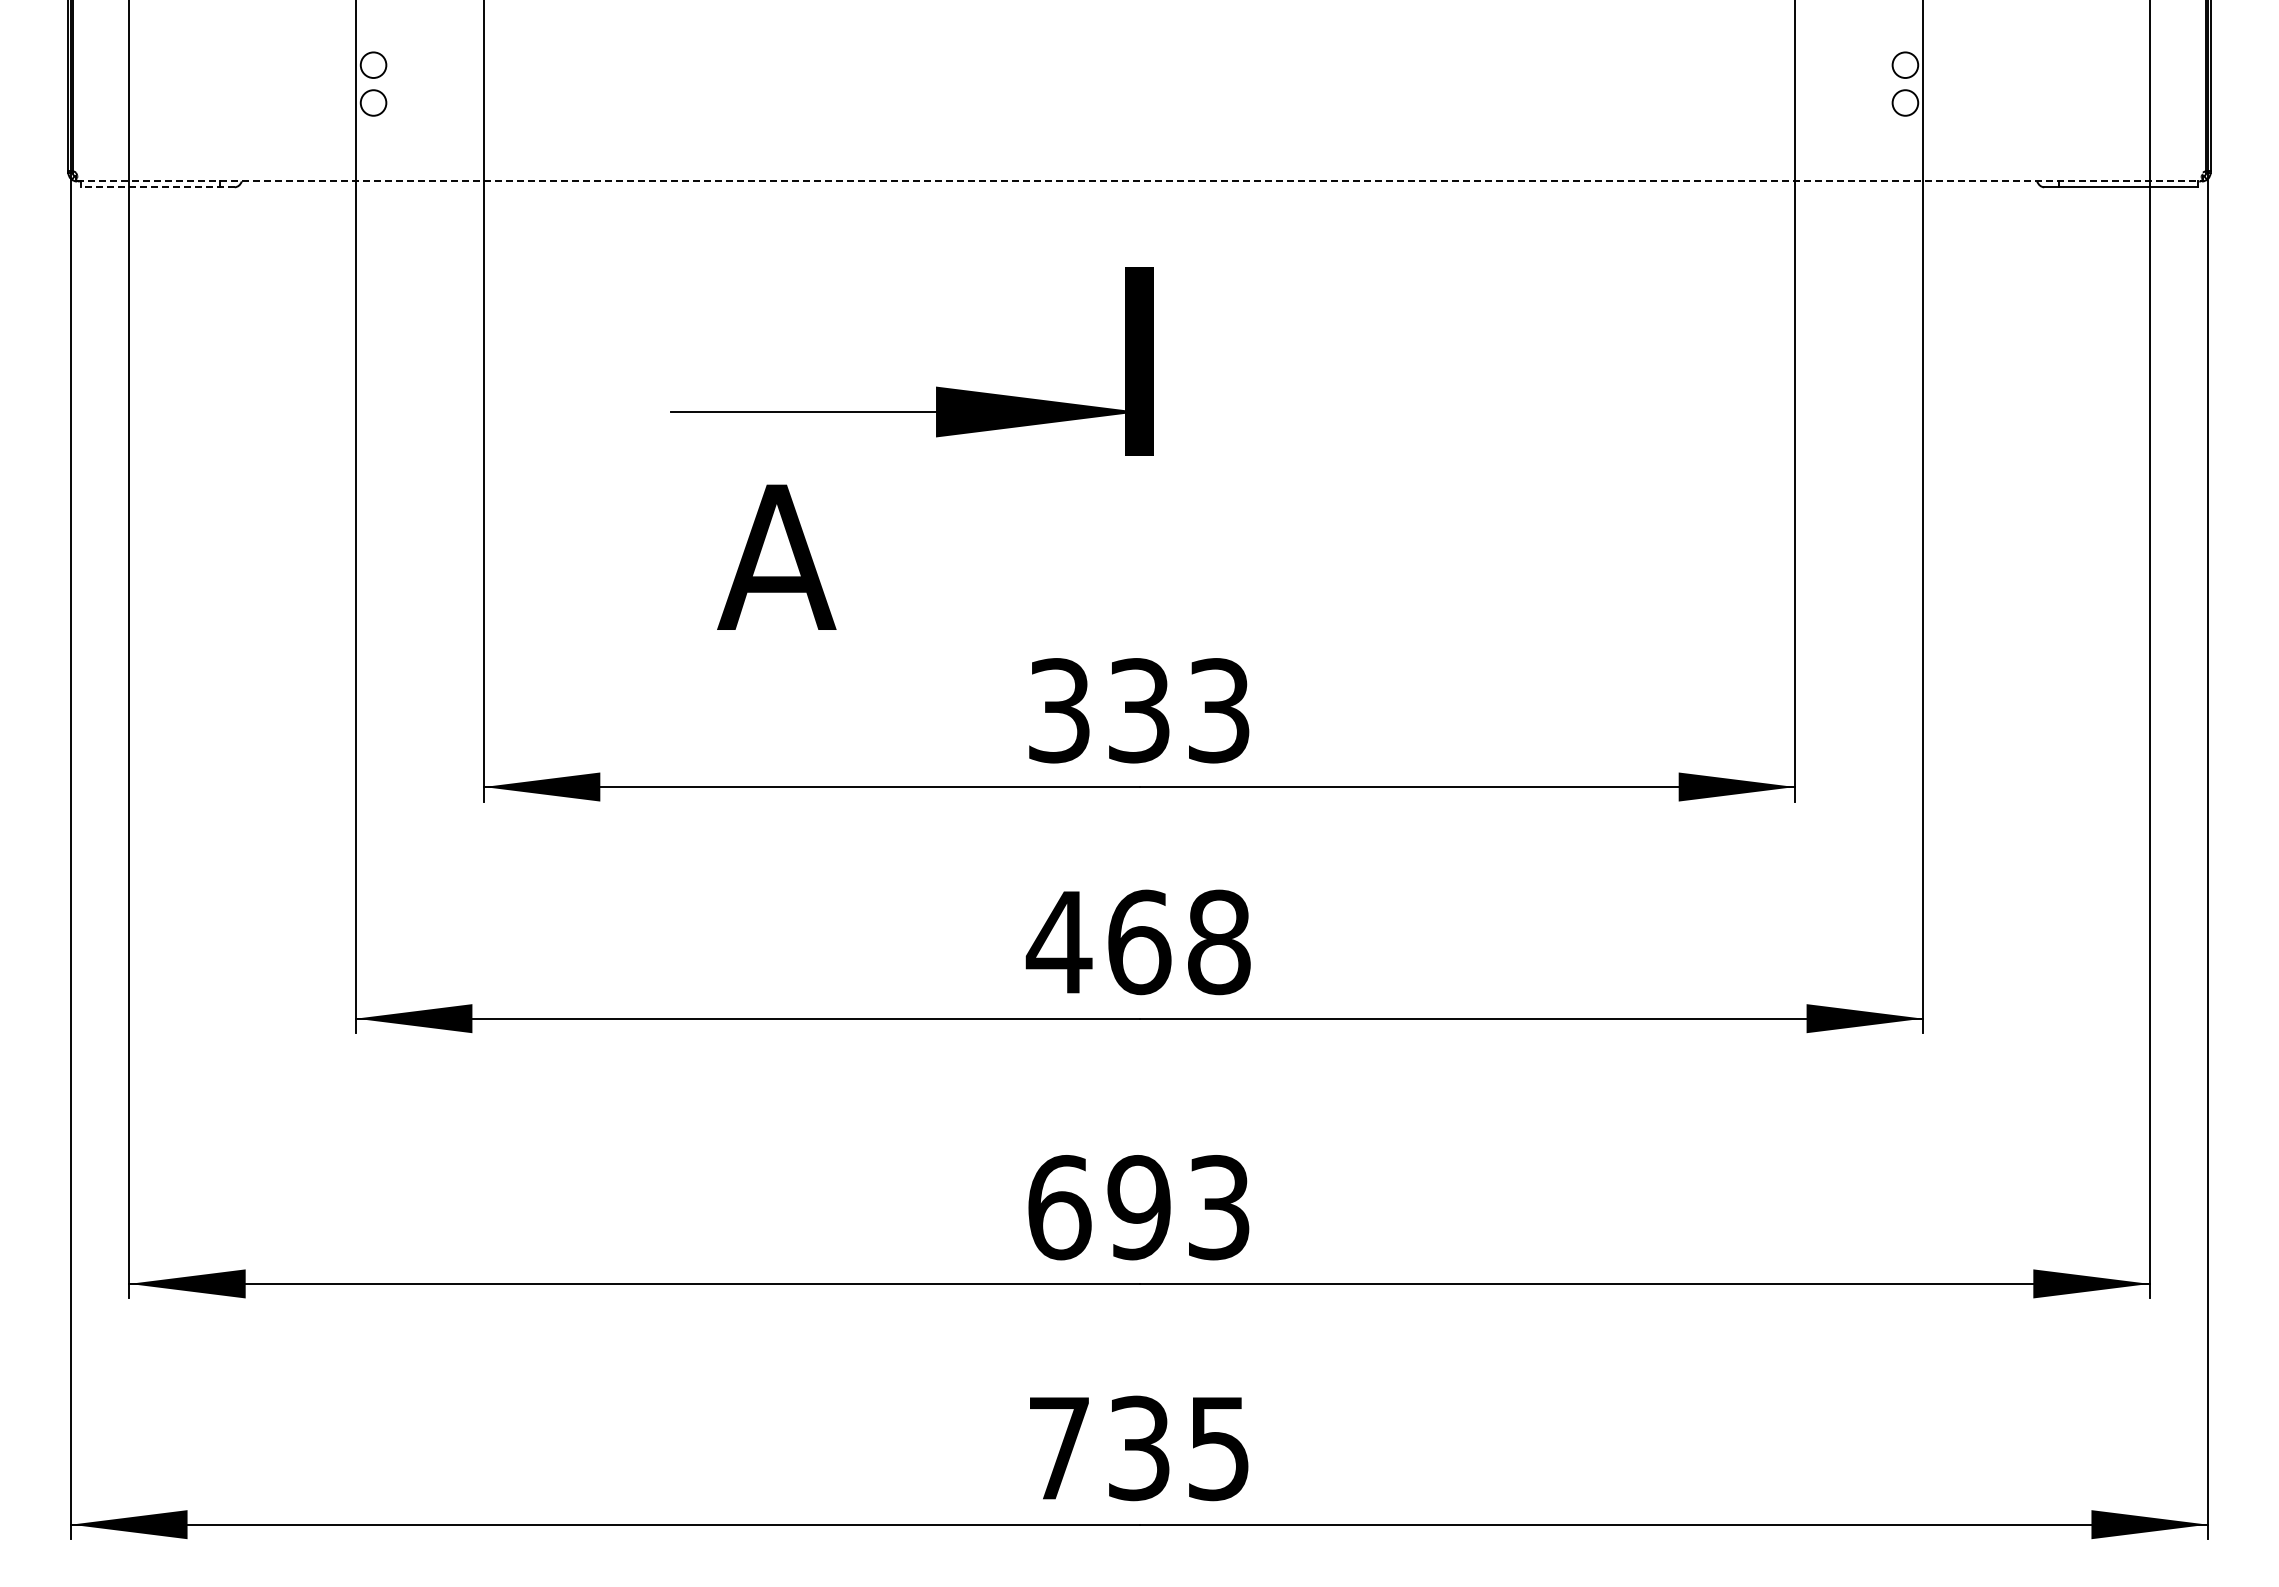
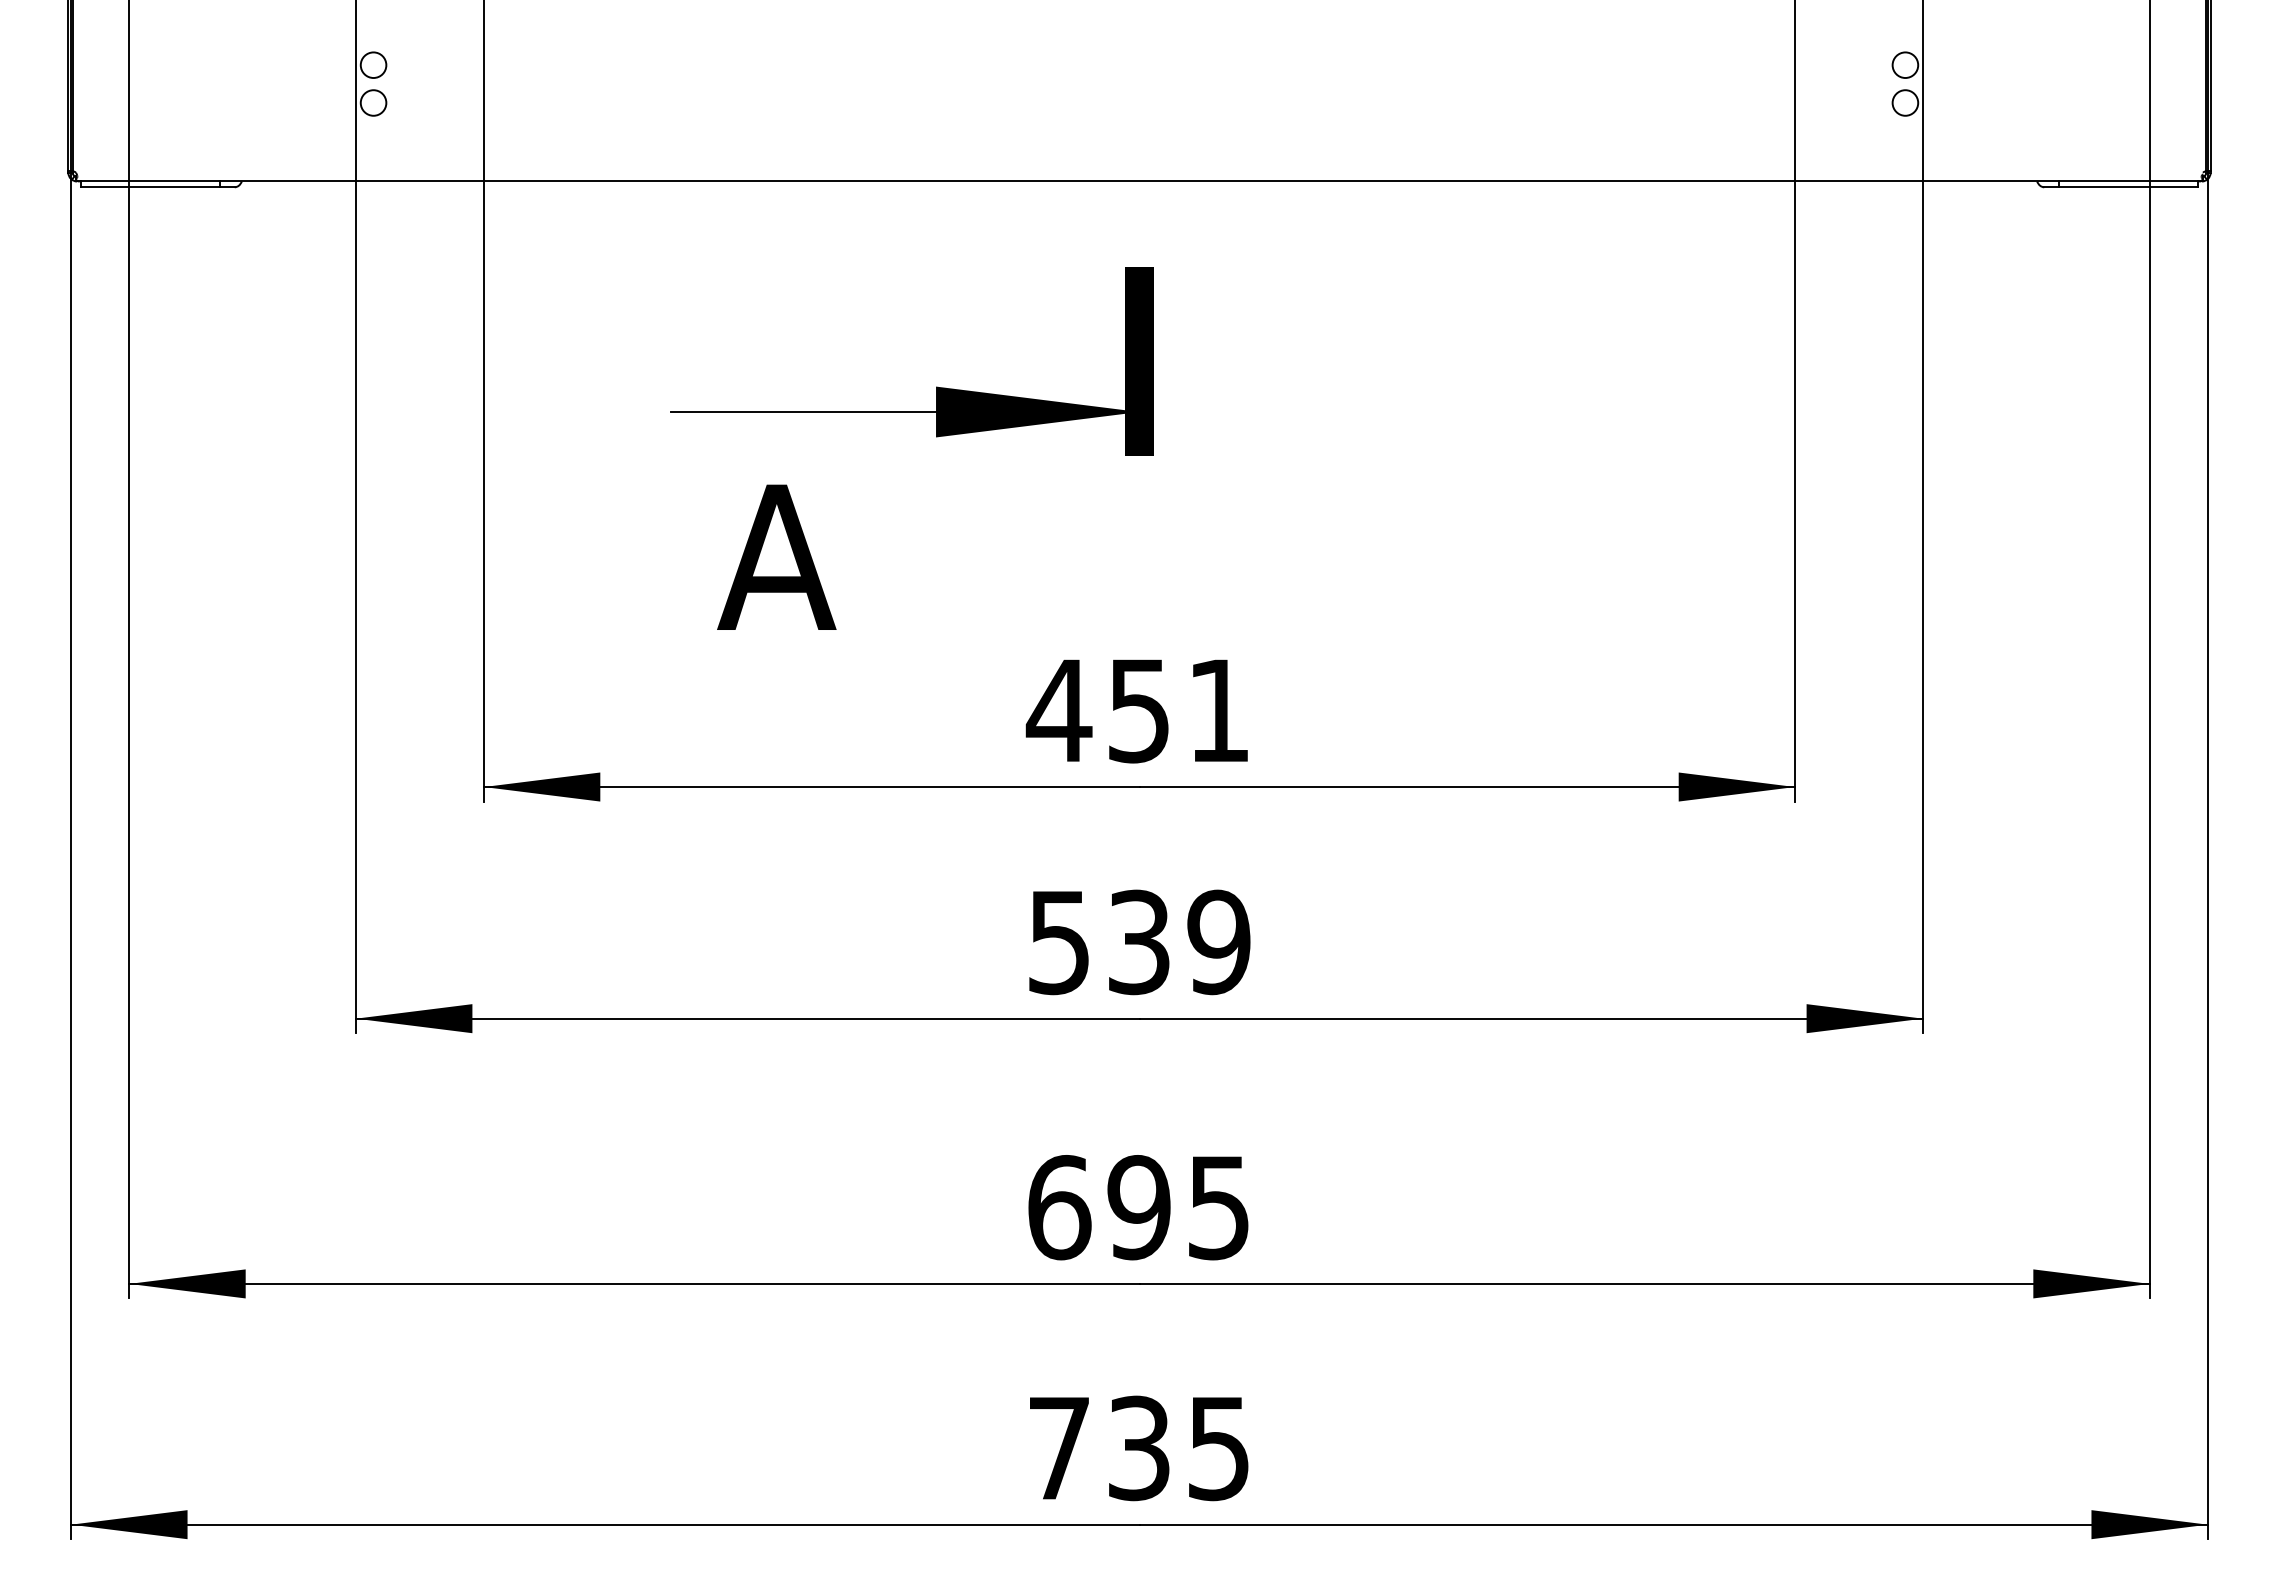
line: dashed -> solid (1139, 181)
line: dashed -> solid (157, 187)
text: 333 -> 451 (1137, 710)
text: 468 -> 539 (1137, 942)
text: 693 -> 695 (1219, 1207)
